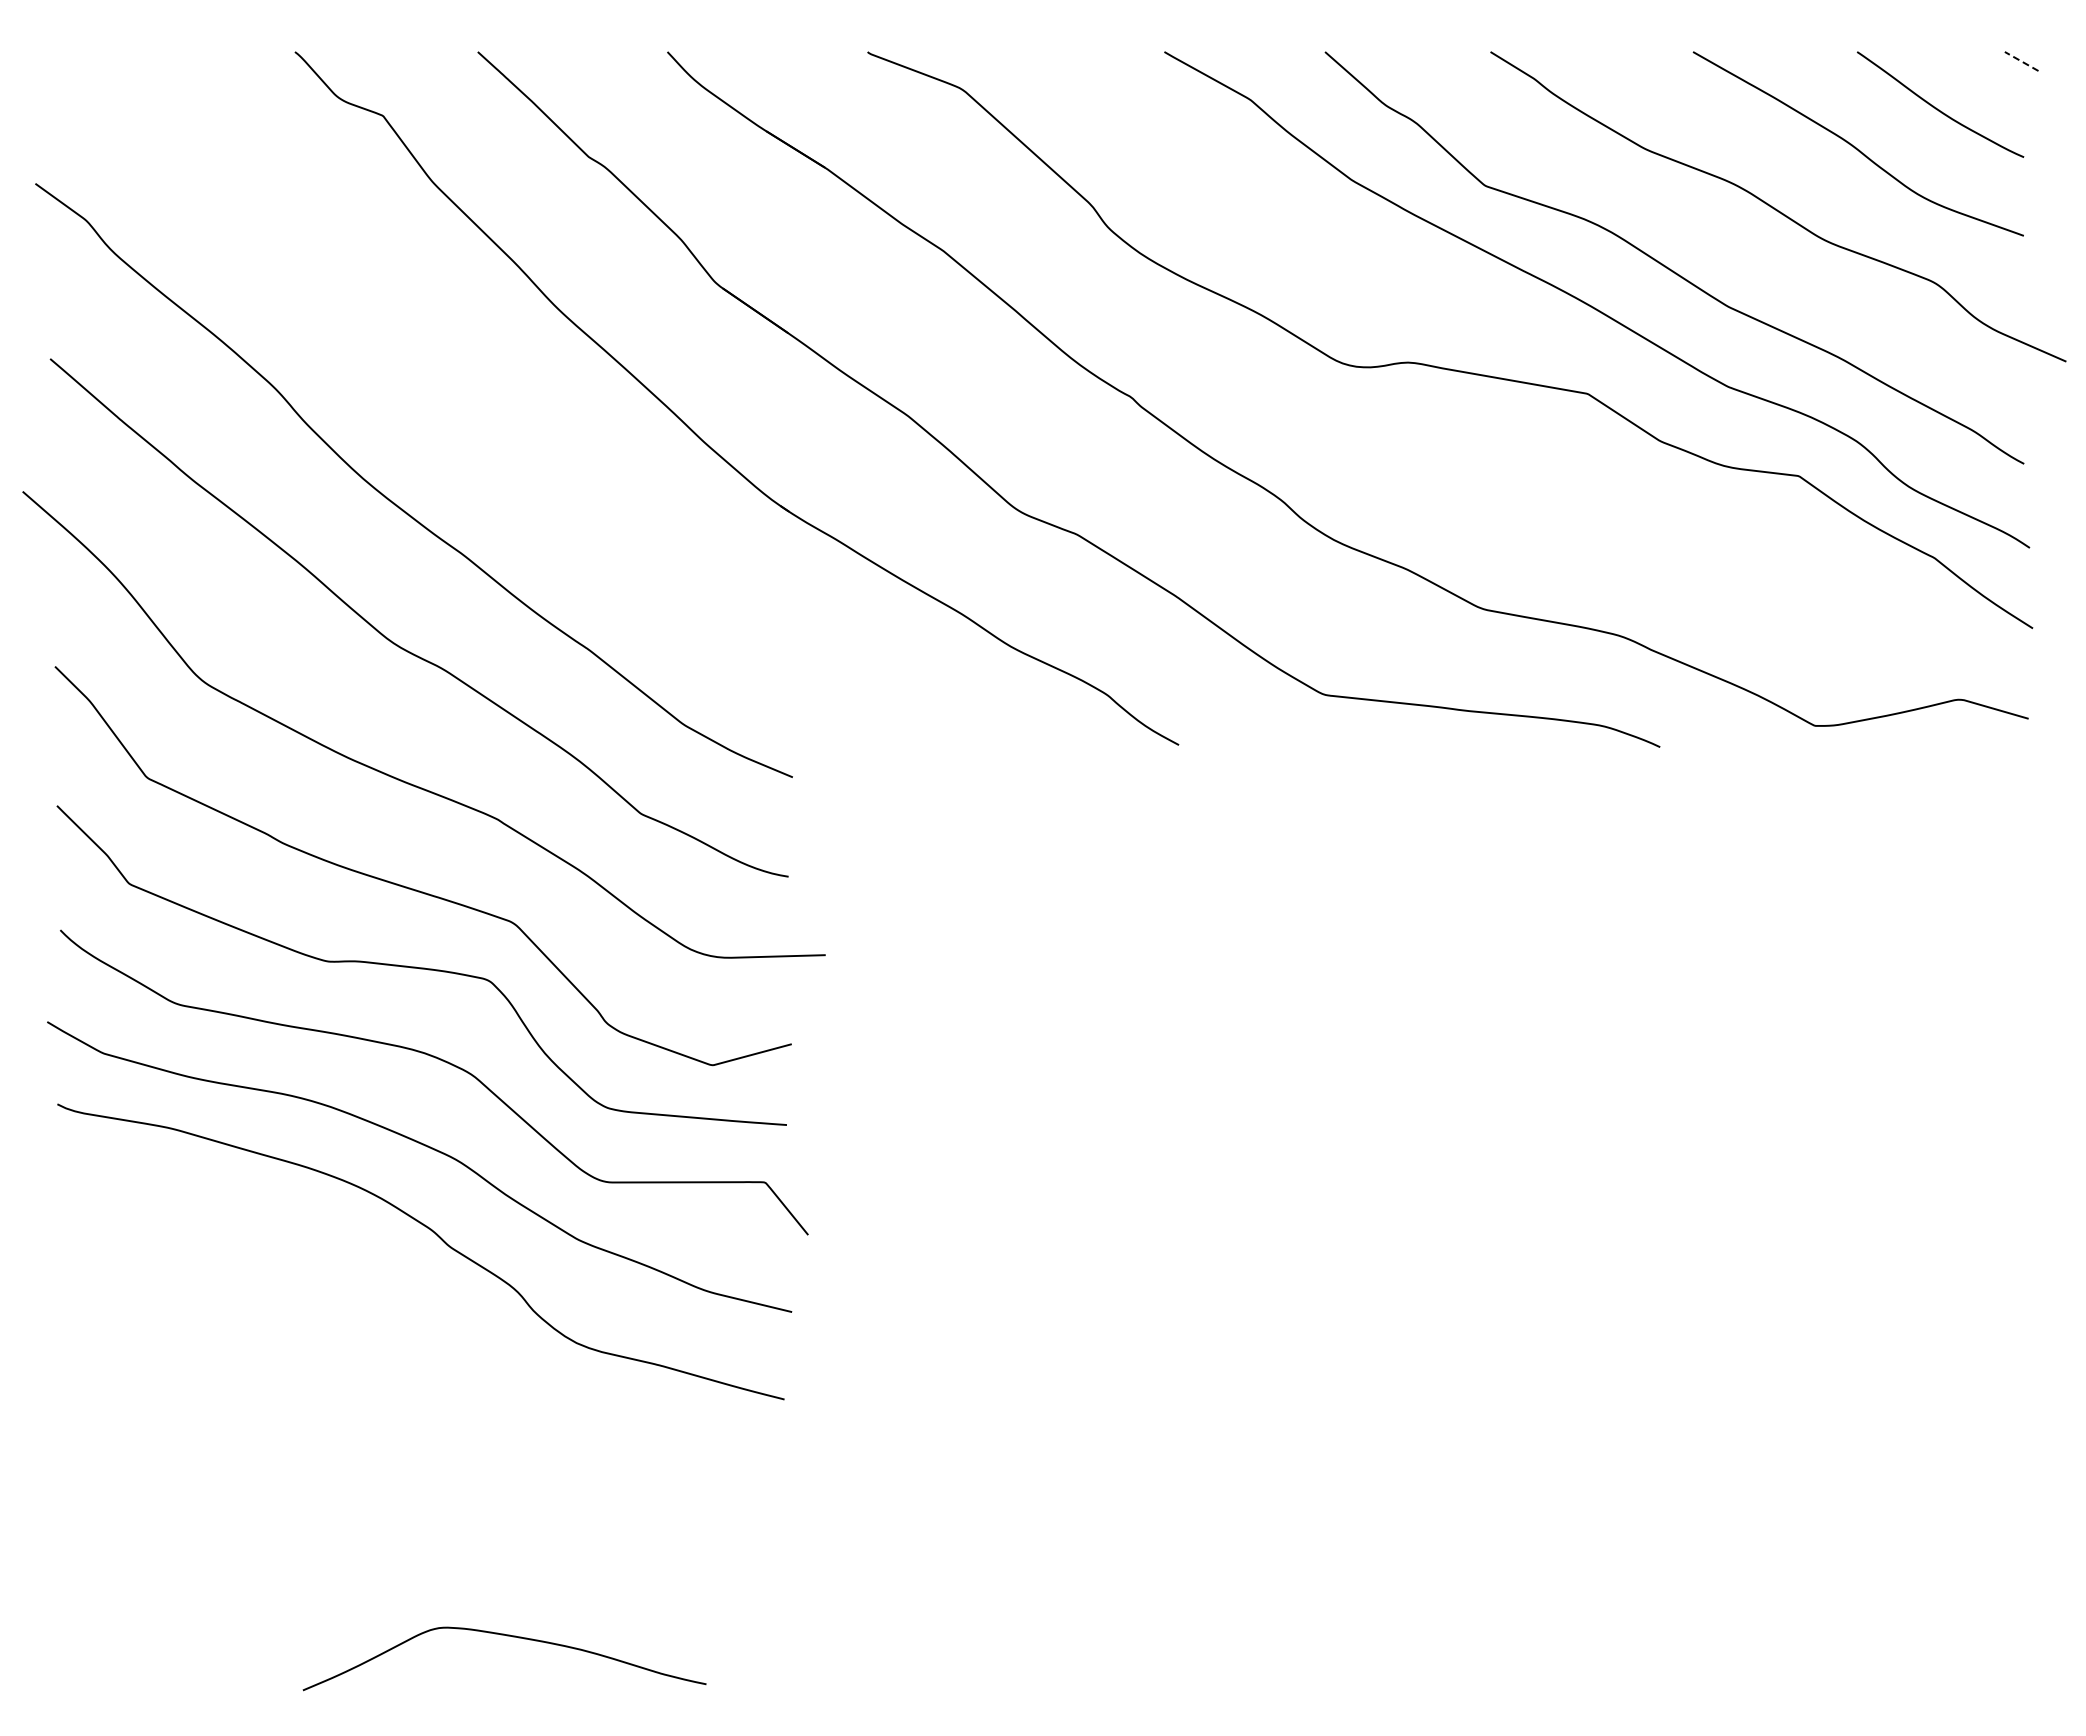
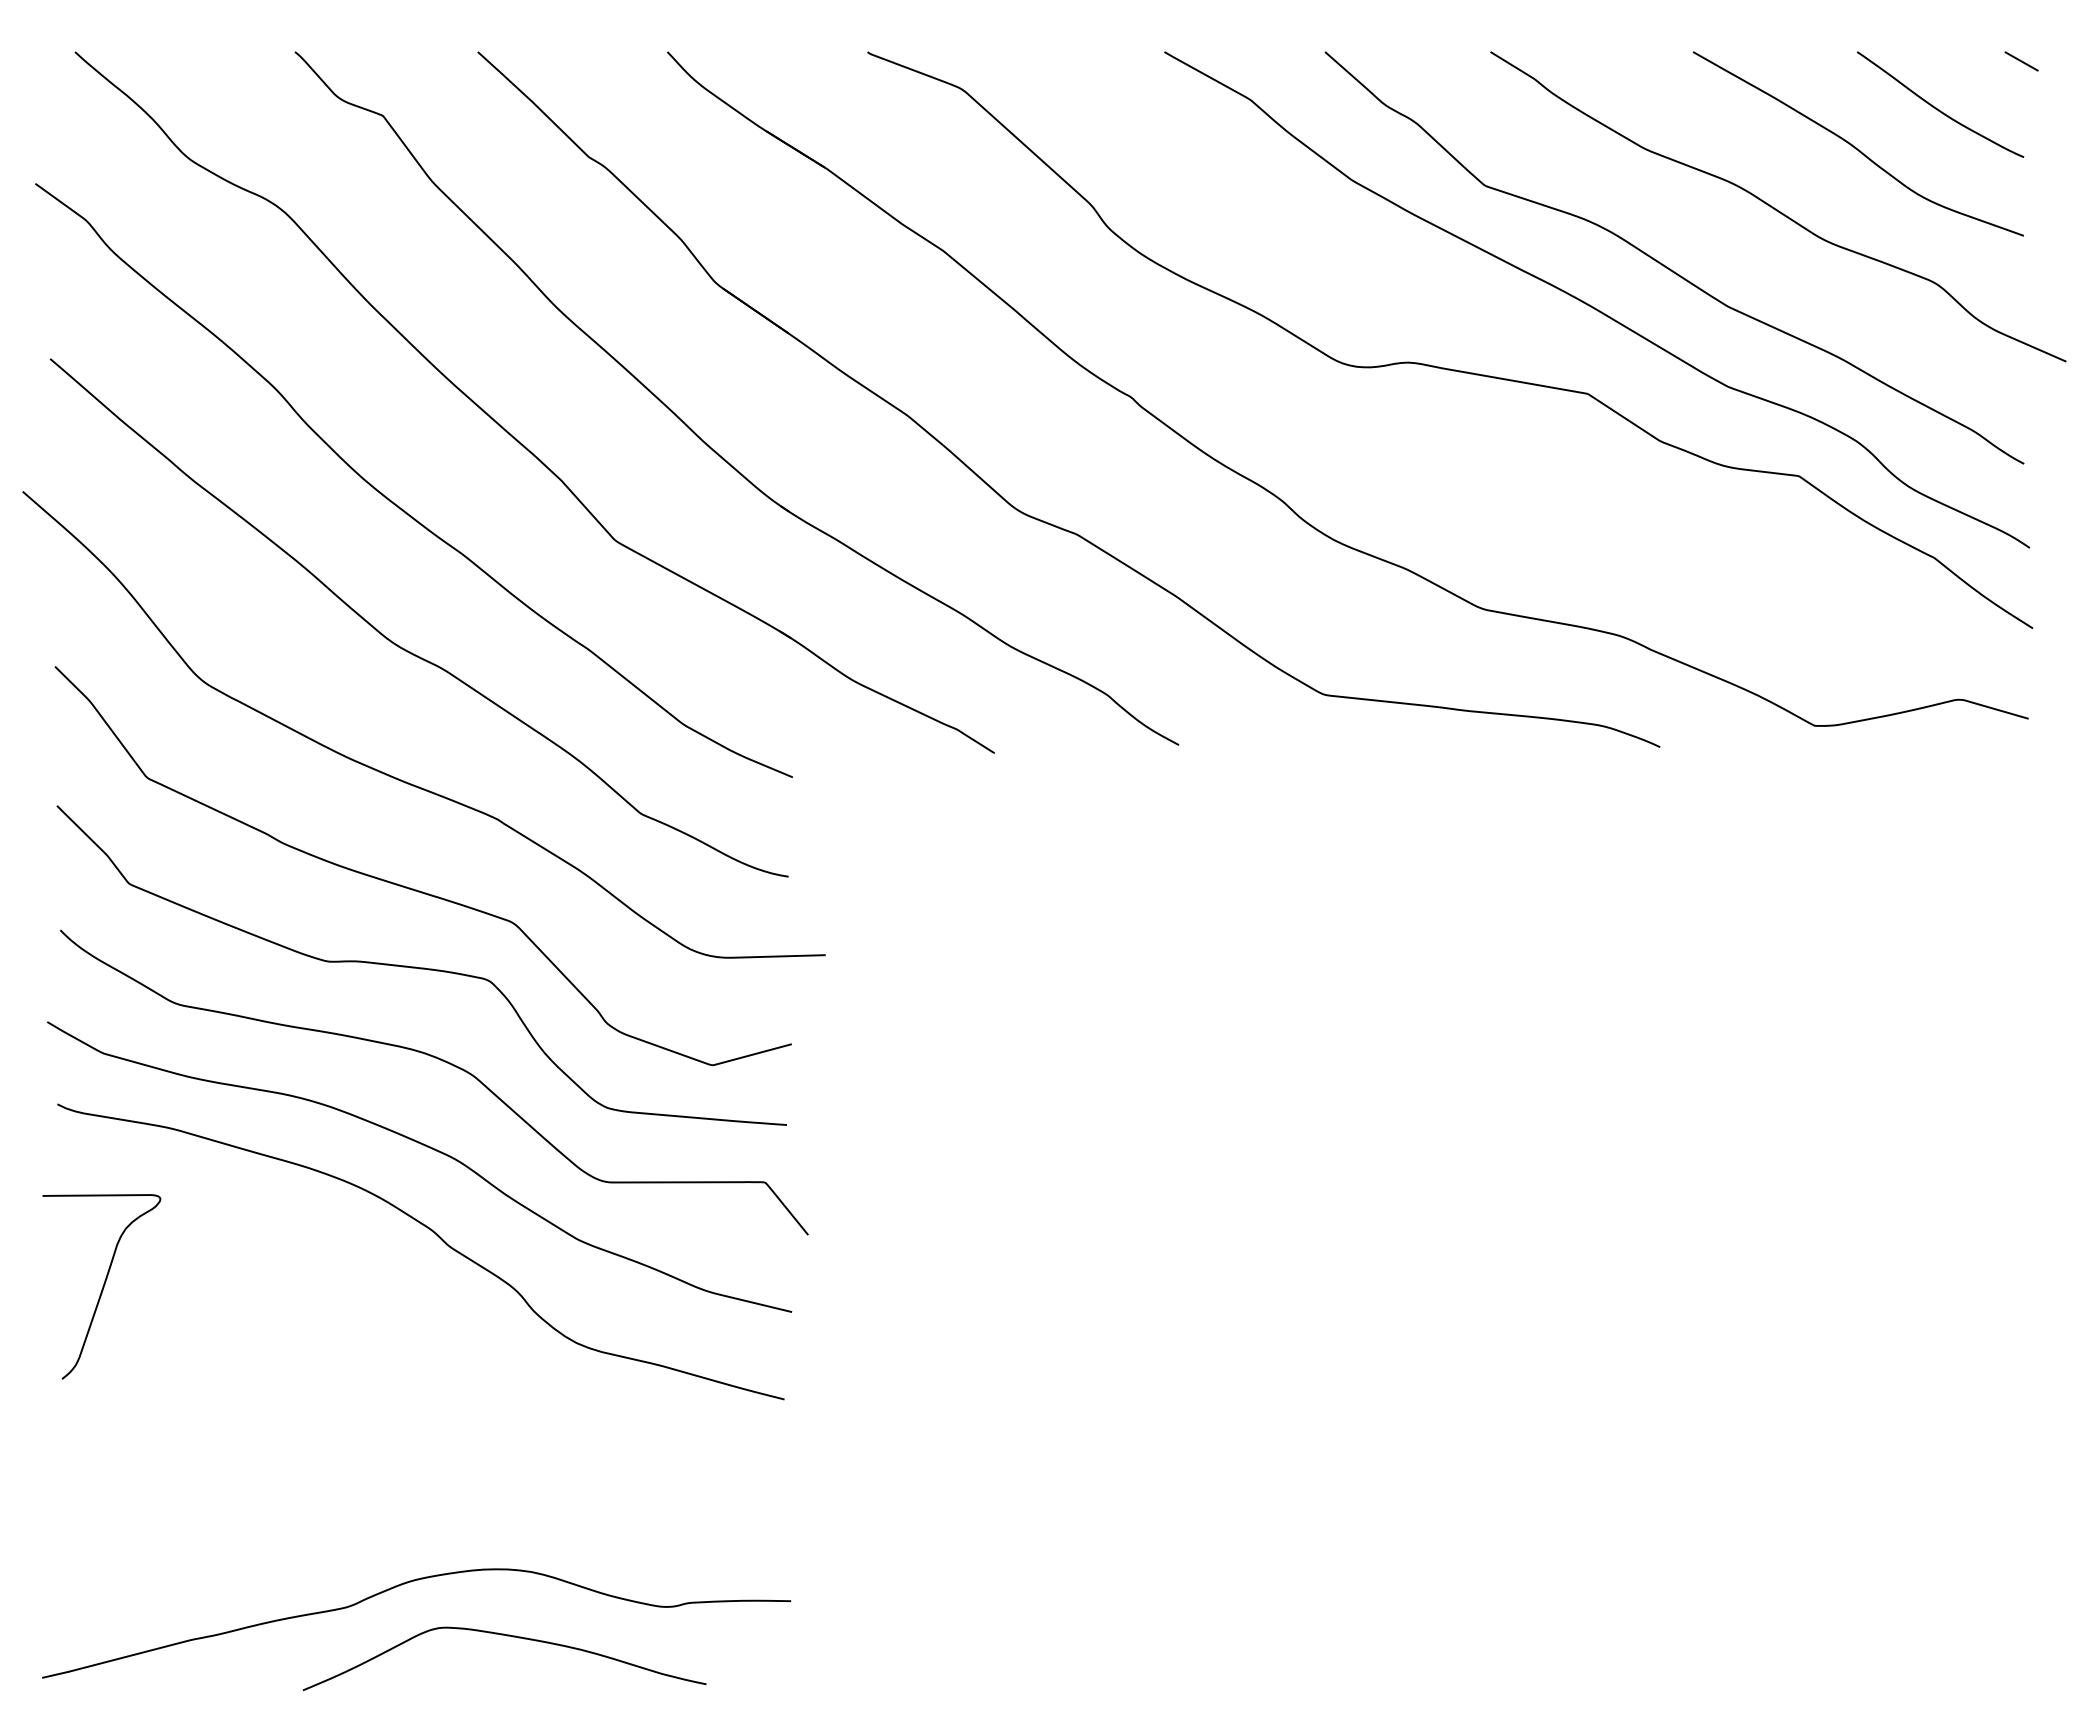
line: dashed -> solid (2021, 61)
part: none -> present (507, 430)
curve: none -> present (102, 1286)
curve: none -> present (399, 1586)
